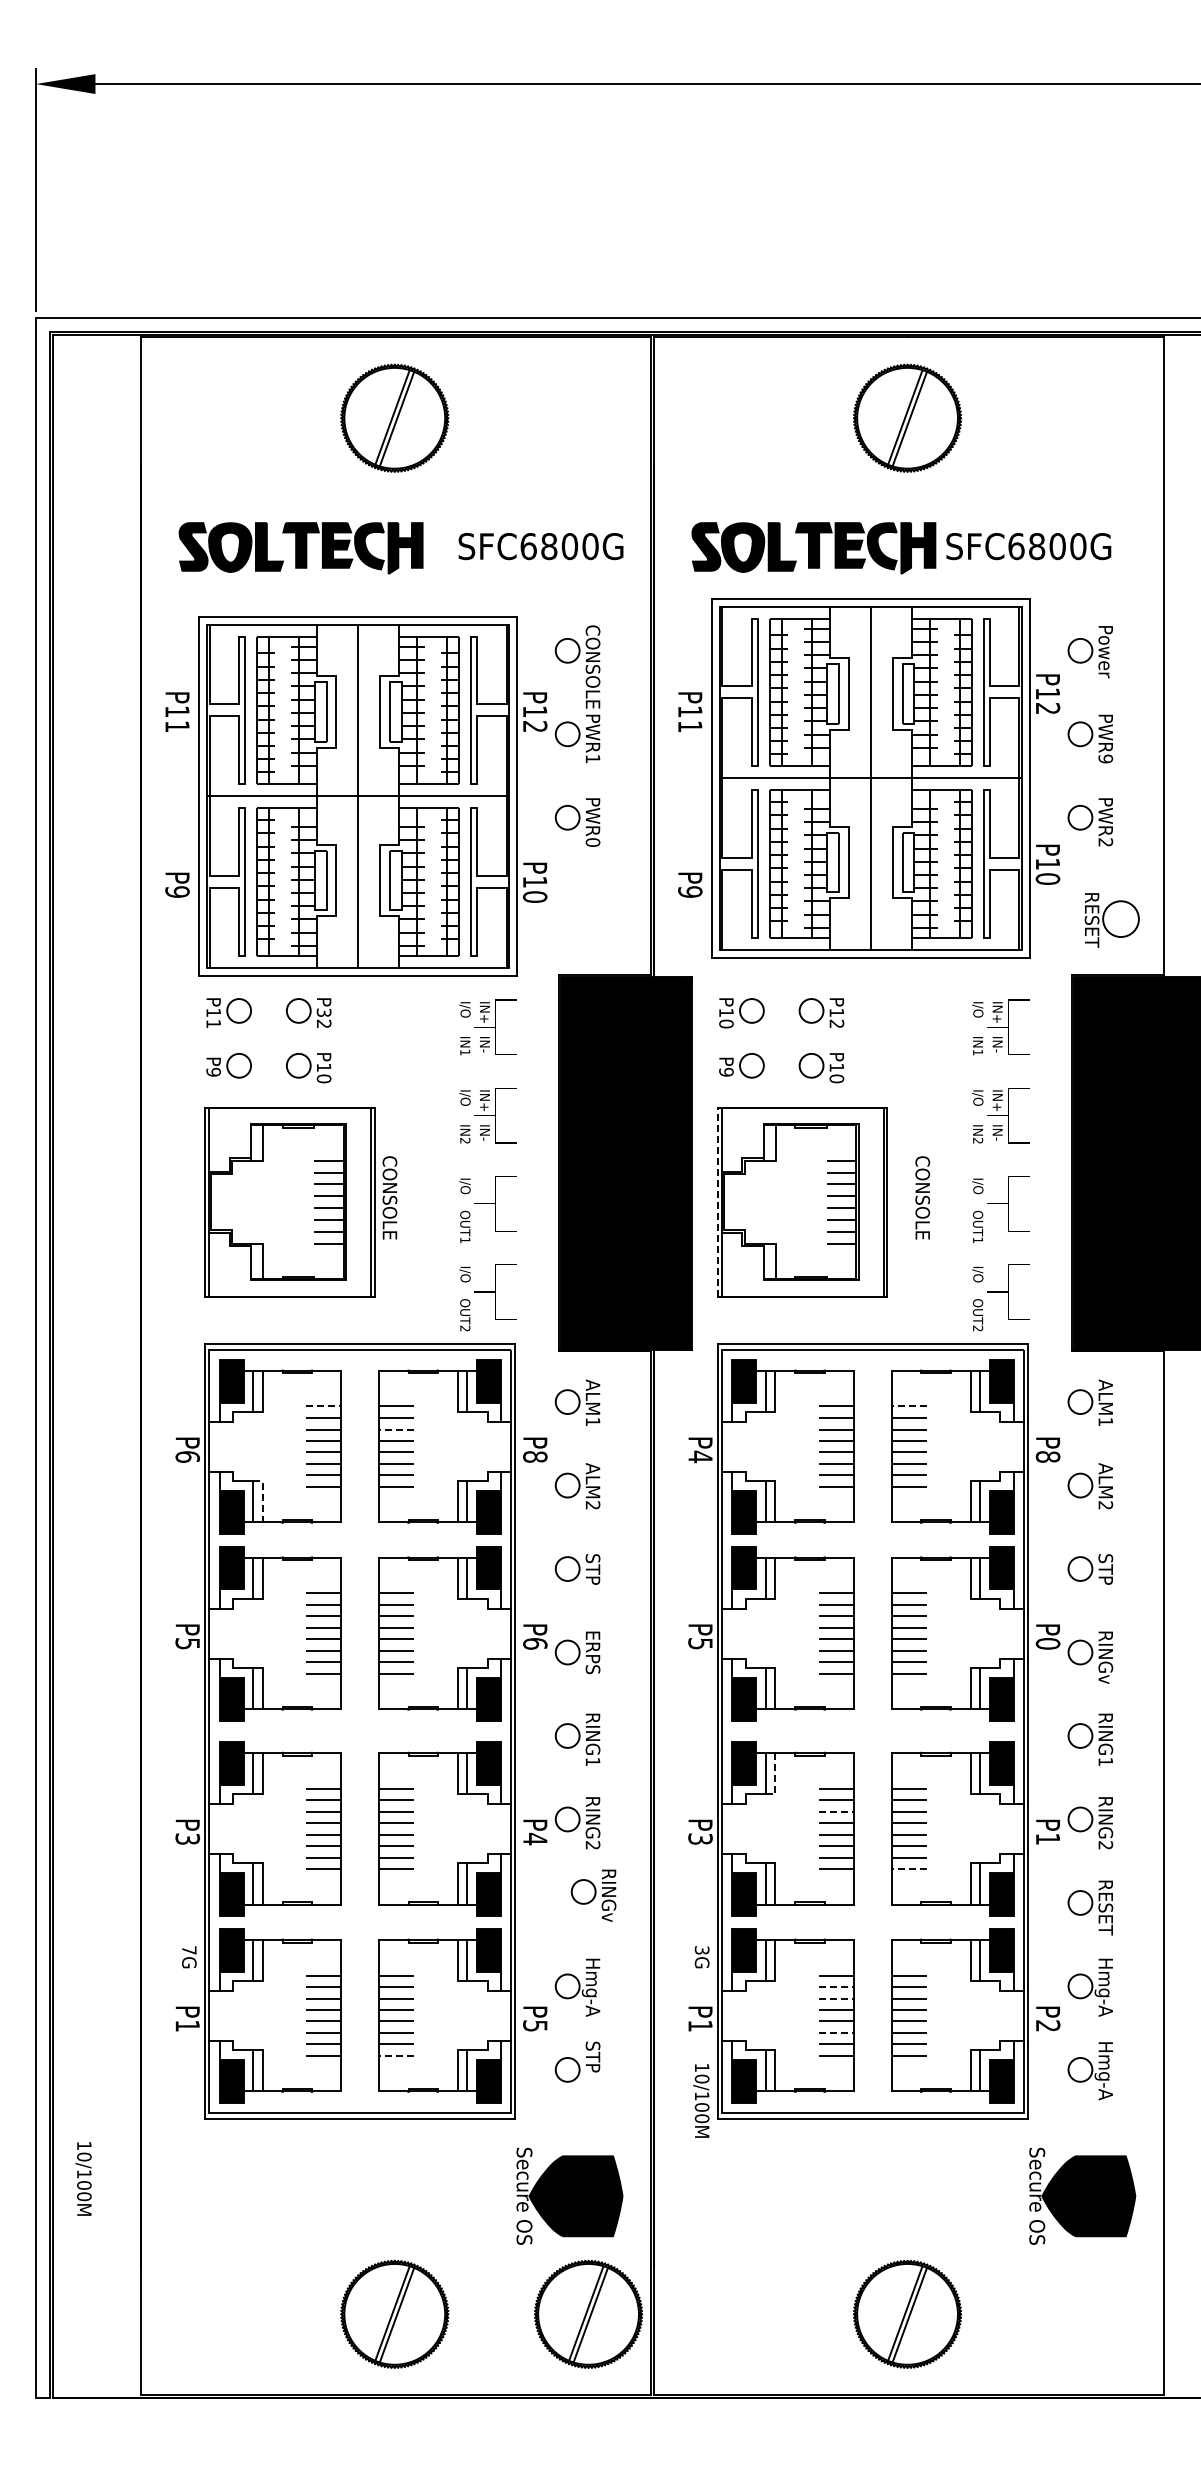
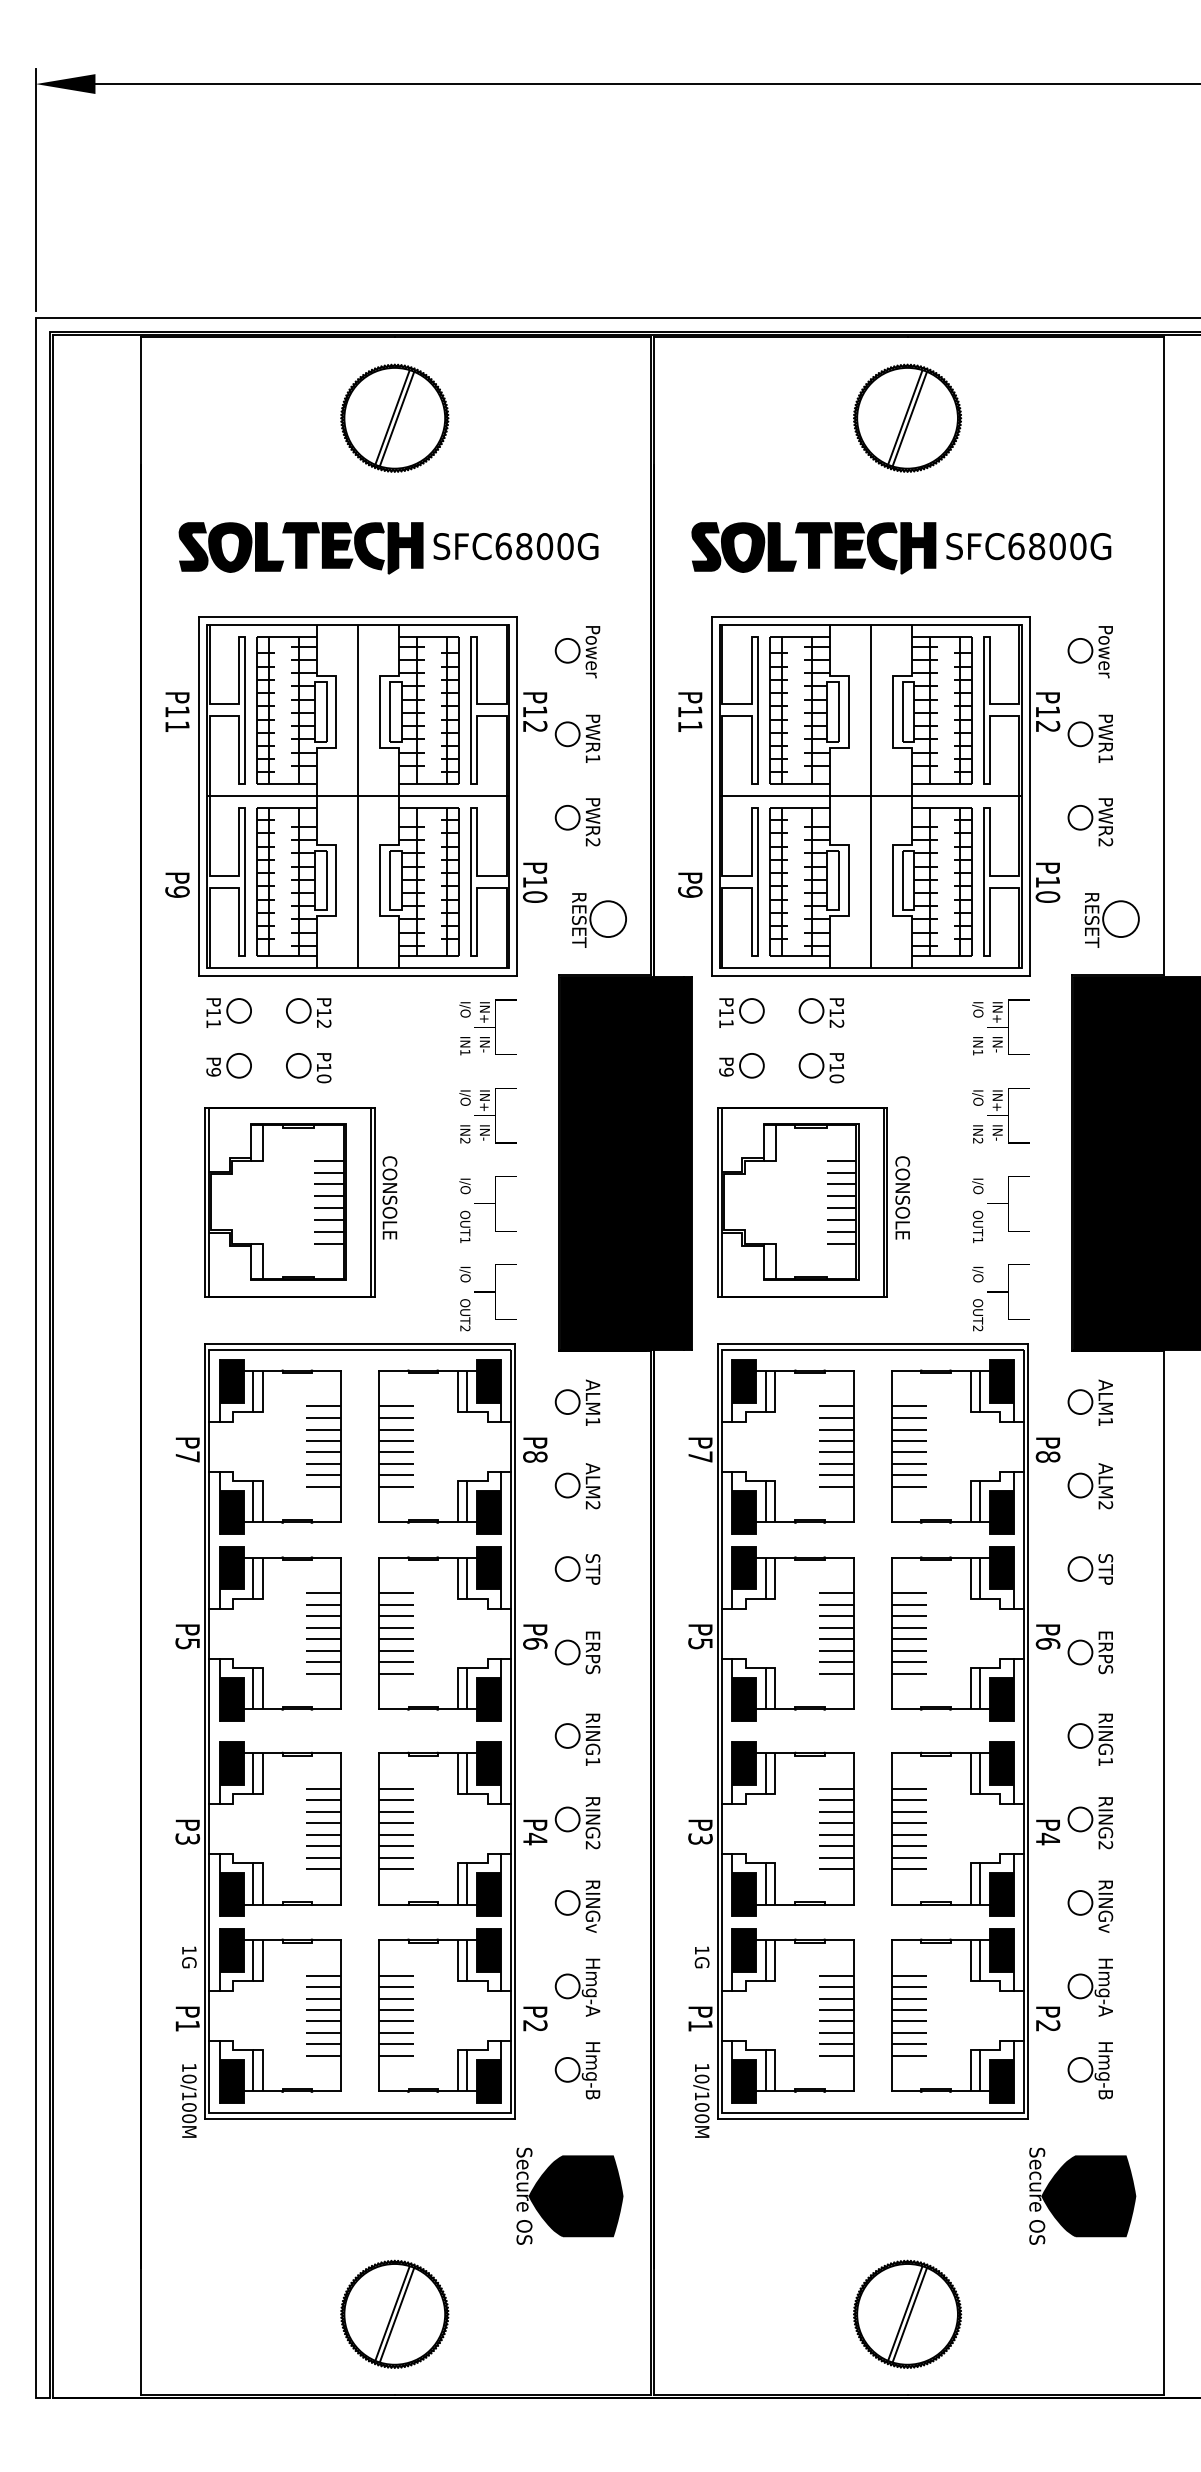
text position: (540, 546) -> (515, 546) (515, 546)
text: CONSOLE -> Power (592, 666)
text: PWR9 -> PWR1 (1105, 758)
part position: (885, 778) -> (885, 796) (885, 796)
text: PWR0 -> PWR2 (592, 842)
part: none -> present (599, 920)
text: P32 -> P12 (323, 1012)
text: P10 -> P11 (726, 1023)
text position: (922, 1197) -> (902, 1197) (902, 1197)
line: dashed -> solid (717, 1202)
line: dashed -> solid (323, 1406)
line: dashed -> solid (909, 1406)
line: dashed -> solid (396, 1429)
text: P6 -> P7 (187, 1456)
text: P4 -> P7 (700, 1456)
line: dashed -> solid (262, 1496)
text: P0 -> P6 (1048, 1643)
text: RINGv -> ERPS (1105, 1658)
line: dashed -> solid (775, 1778)
line: dashed -> solid (836, 1811)
text: P1 -> P4 (1047, 1838)
line: dashed -> solid (909, 1869)
part position: (593, 1895) -> (577, 1906) (577, 1906)
text: RESET -> RINGv (1105, 1914)
text: 7G -> 1G (189, 1950)
text: 3G -> 1G (701, 1950)
line: dashed -> solid (836, 1987)
line: dashed -> solid (836, 1998)
text: P5 -> P2 (535, 2025)
line: dashed -> solid (836, 2032)
line: dashed -> solid (396, 2056)
text: STP -> Hmg-B (590, 2070)
text: Hmg-A -> Hmg-B (1105, 2094)
text position: (83, 2178) -> (188, 2100) (188, 2100)
part: present -> none (588, 2313)
